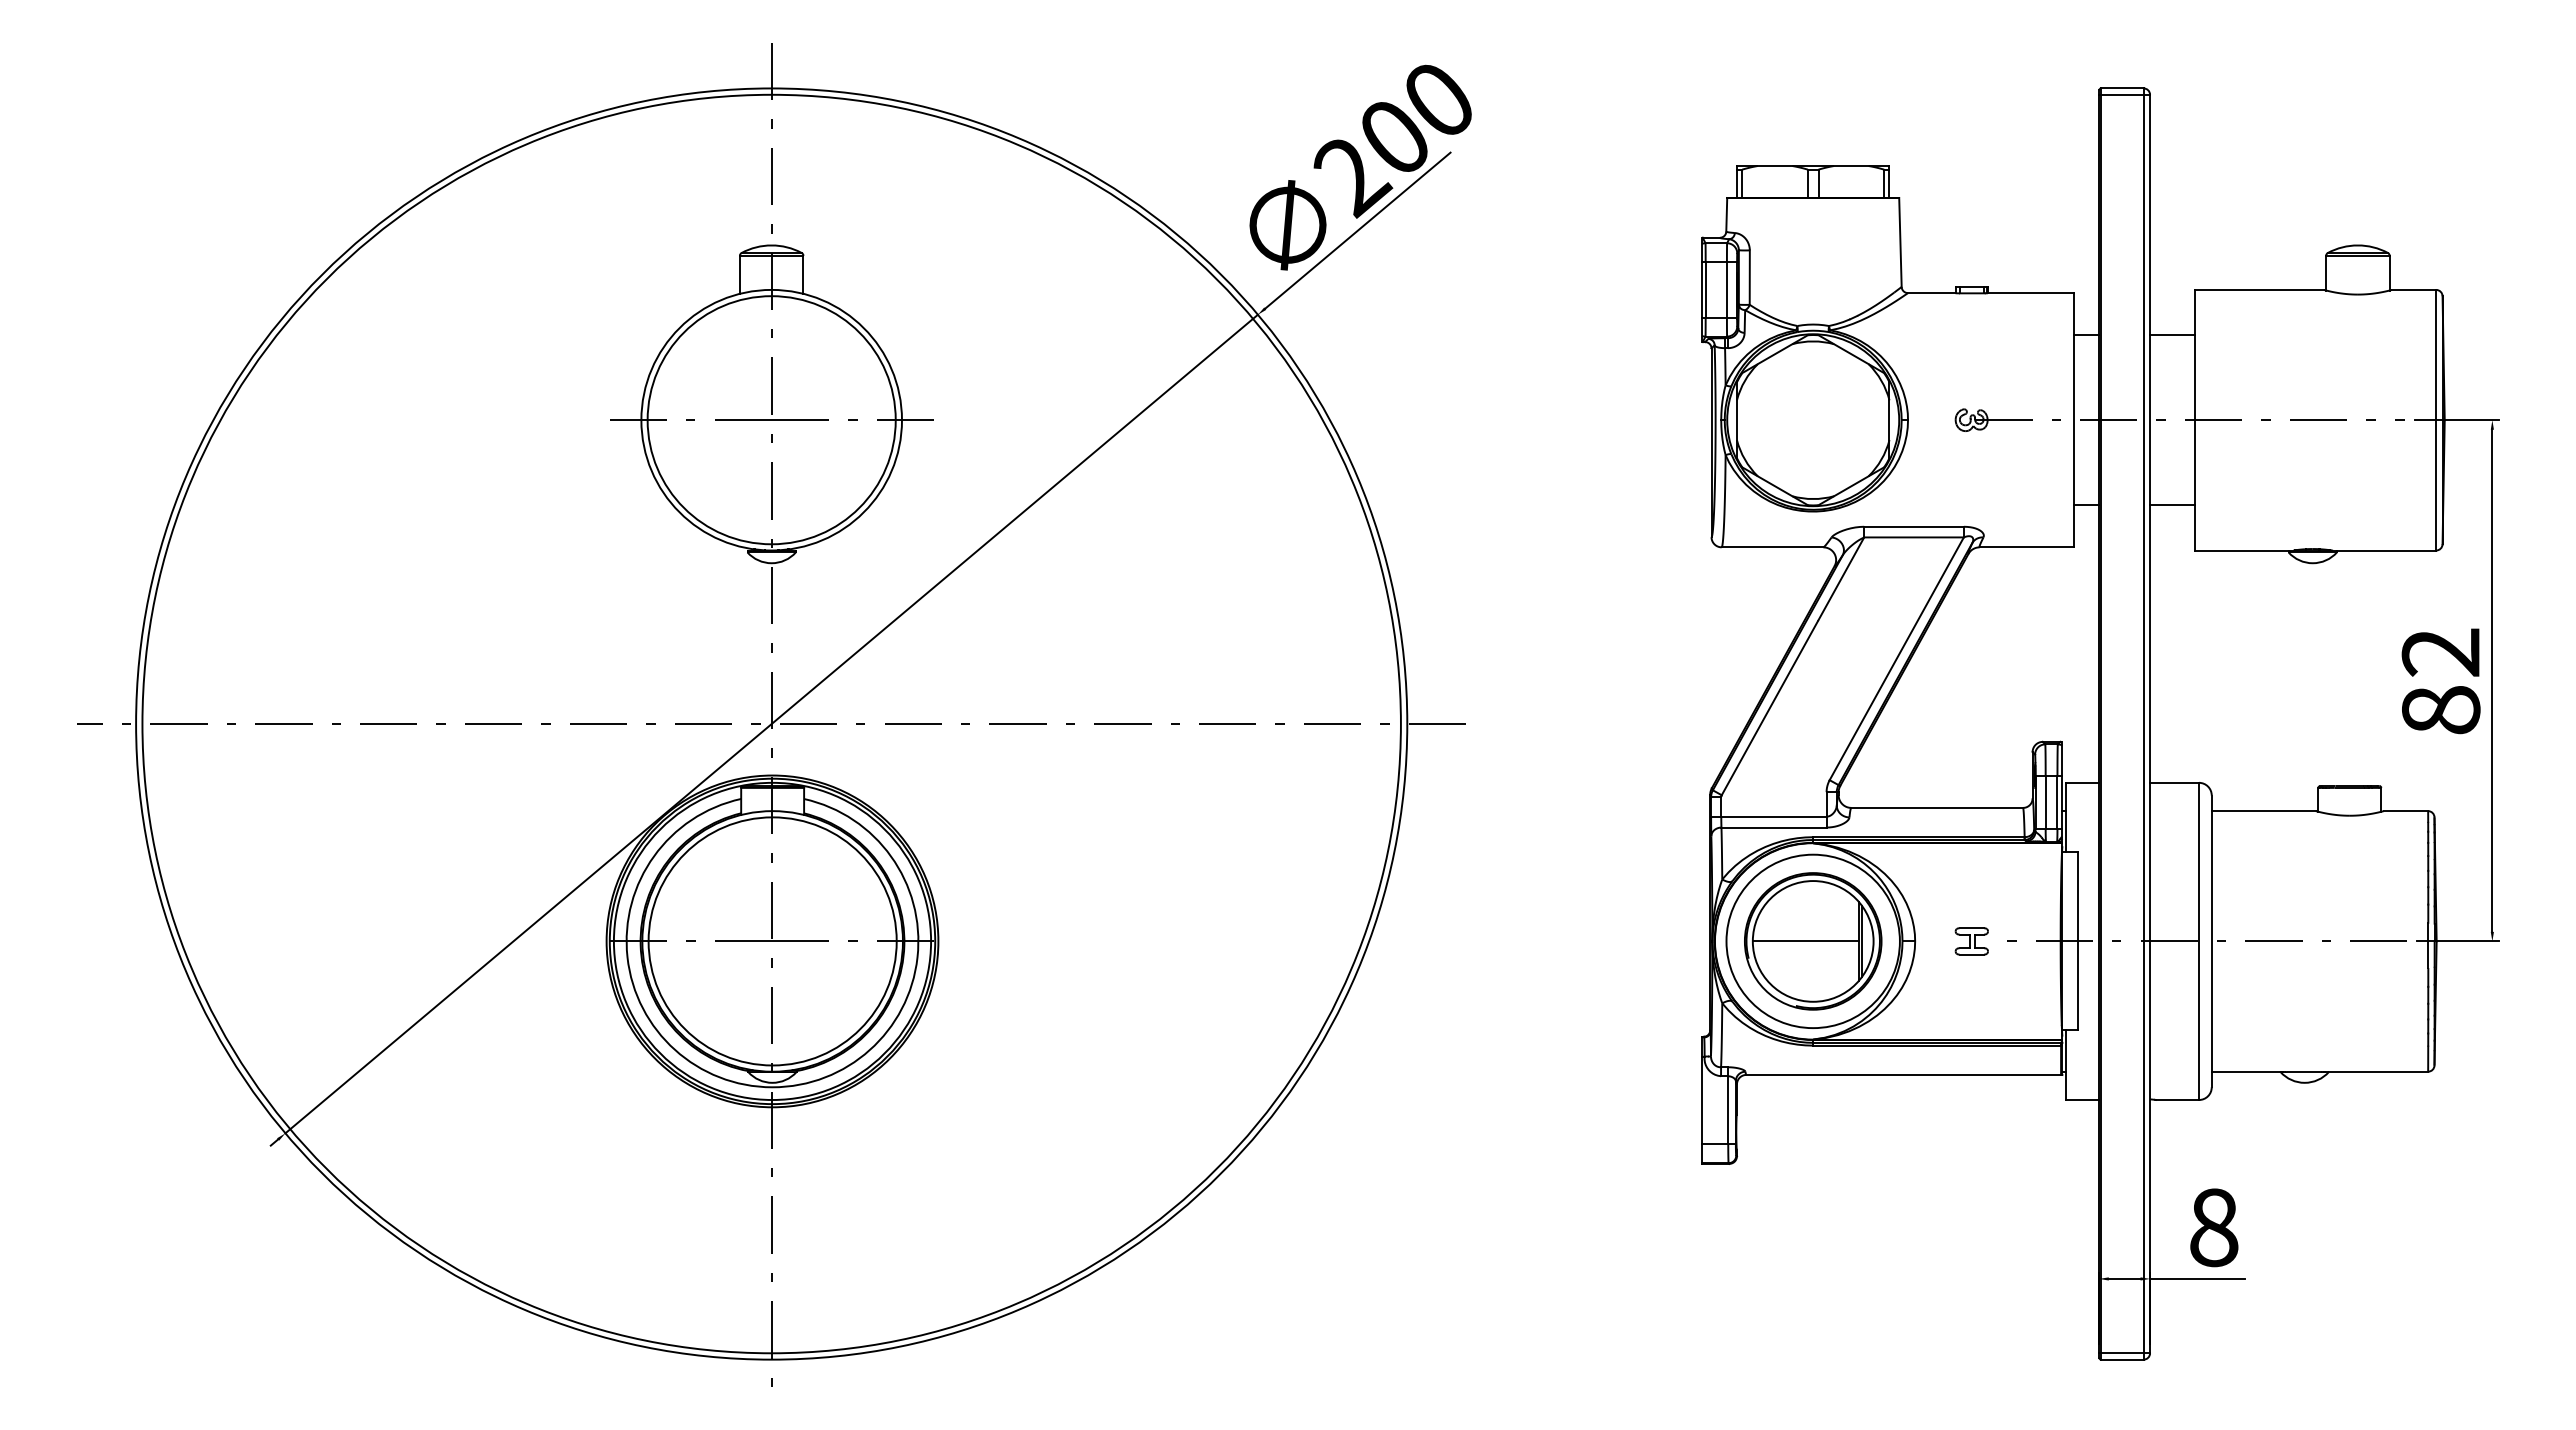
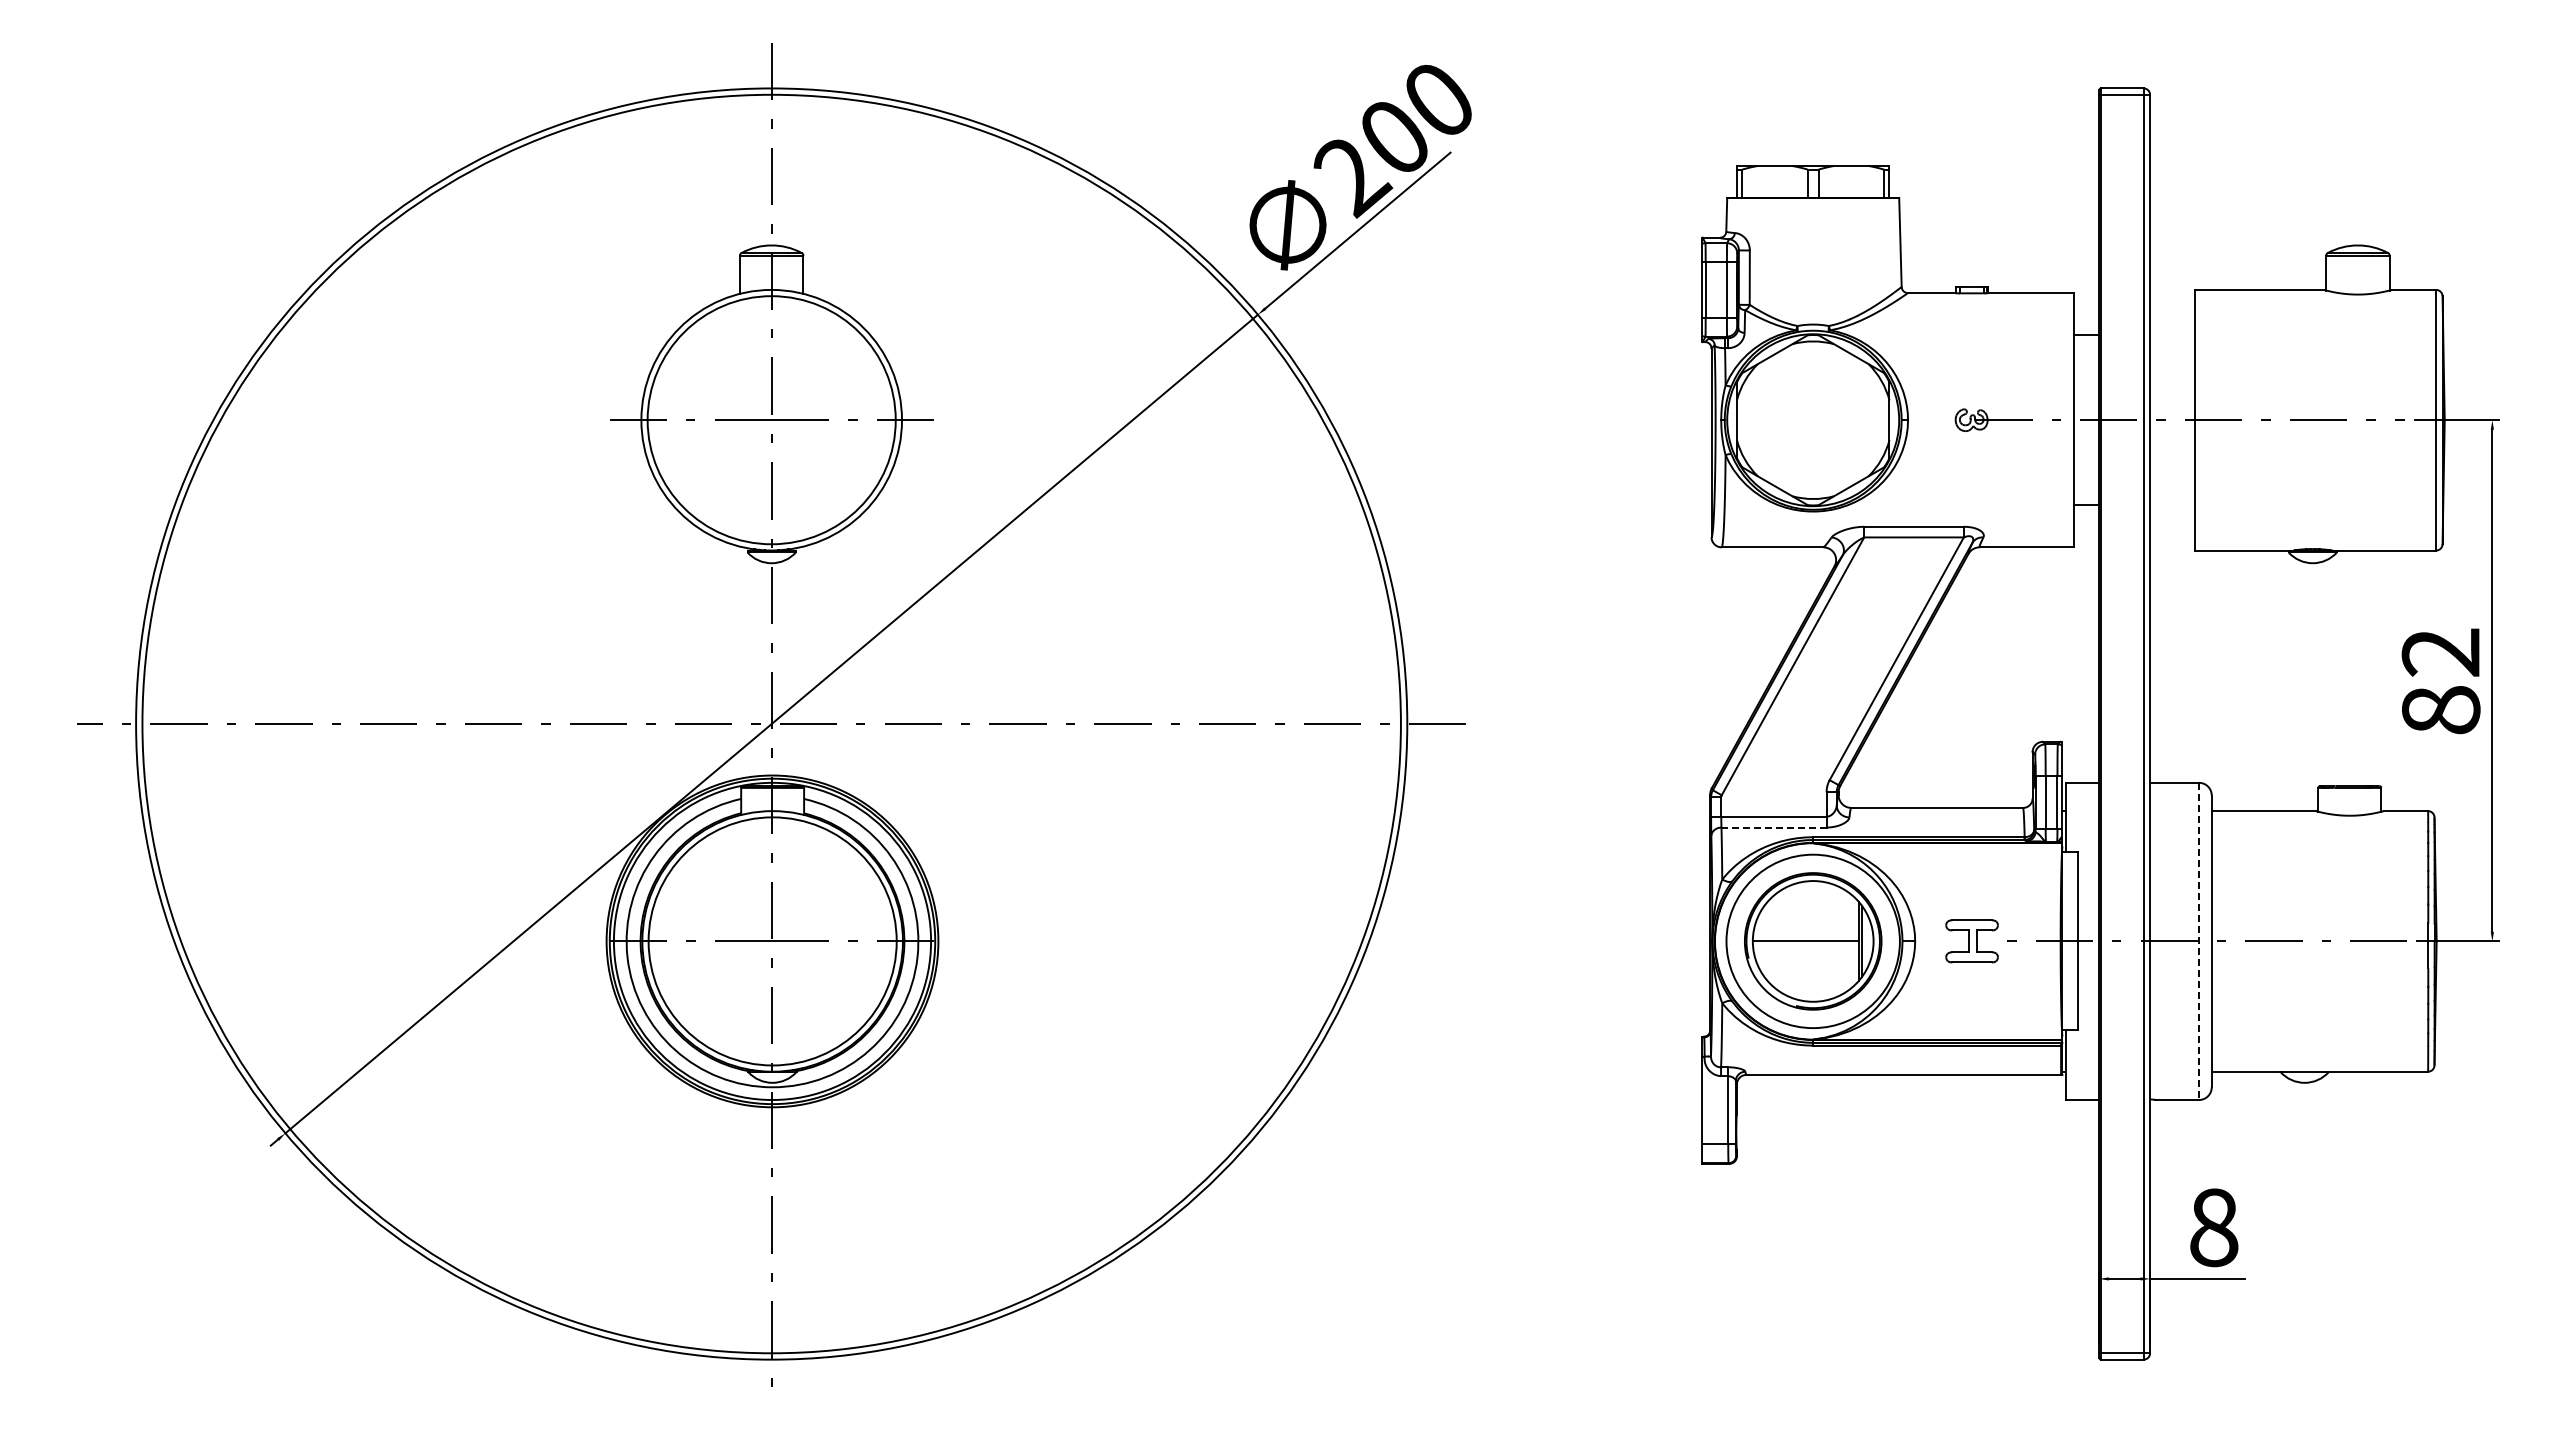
line: present -> none (2172, 335)
line: present -> none (2172, 505)
line: solid -> dashed (1774, 827)
part size: 35x29 px -> 54x45 px (1971, 941)
line: solid -> dashed (2199, 941)
